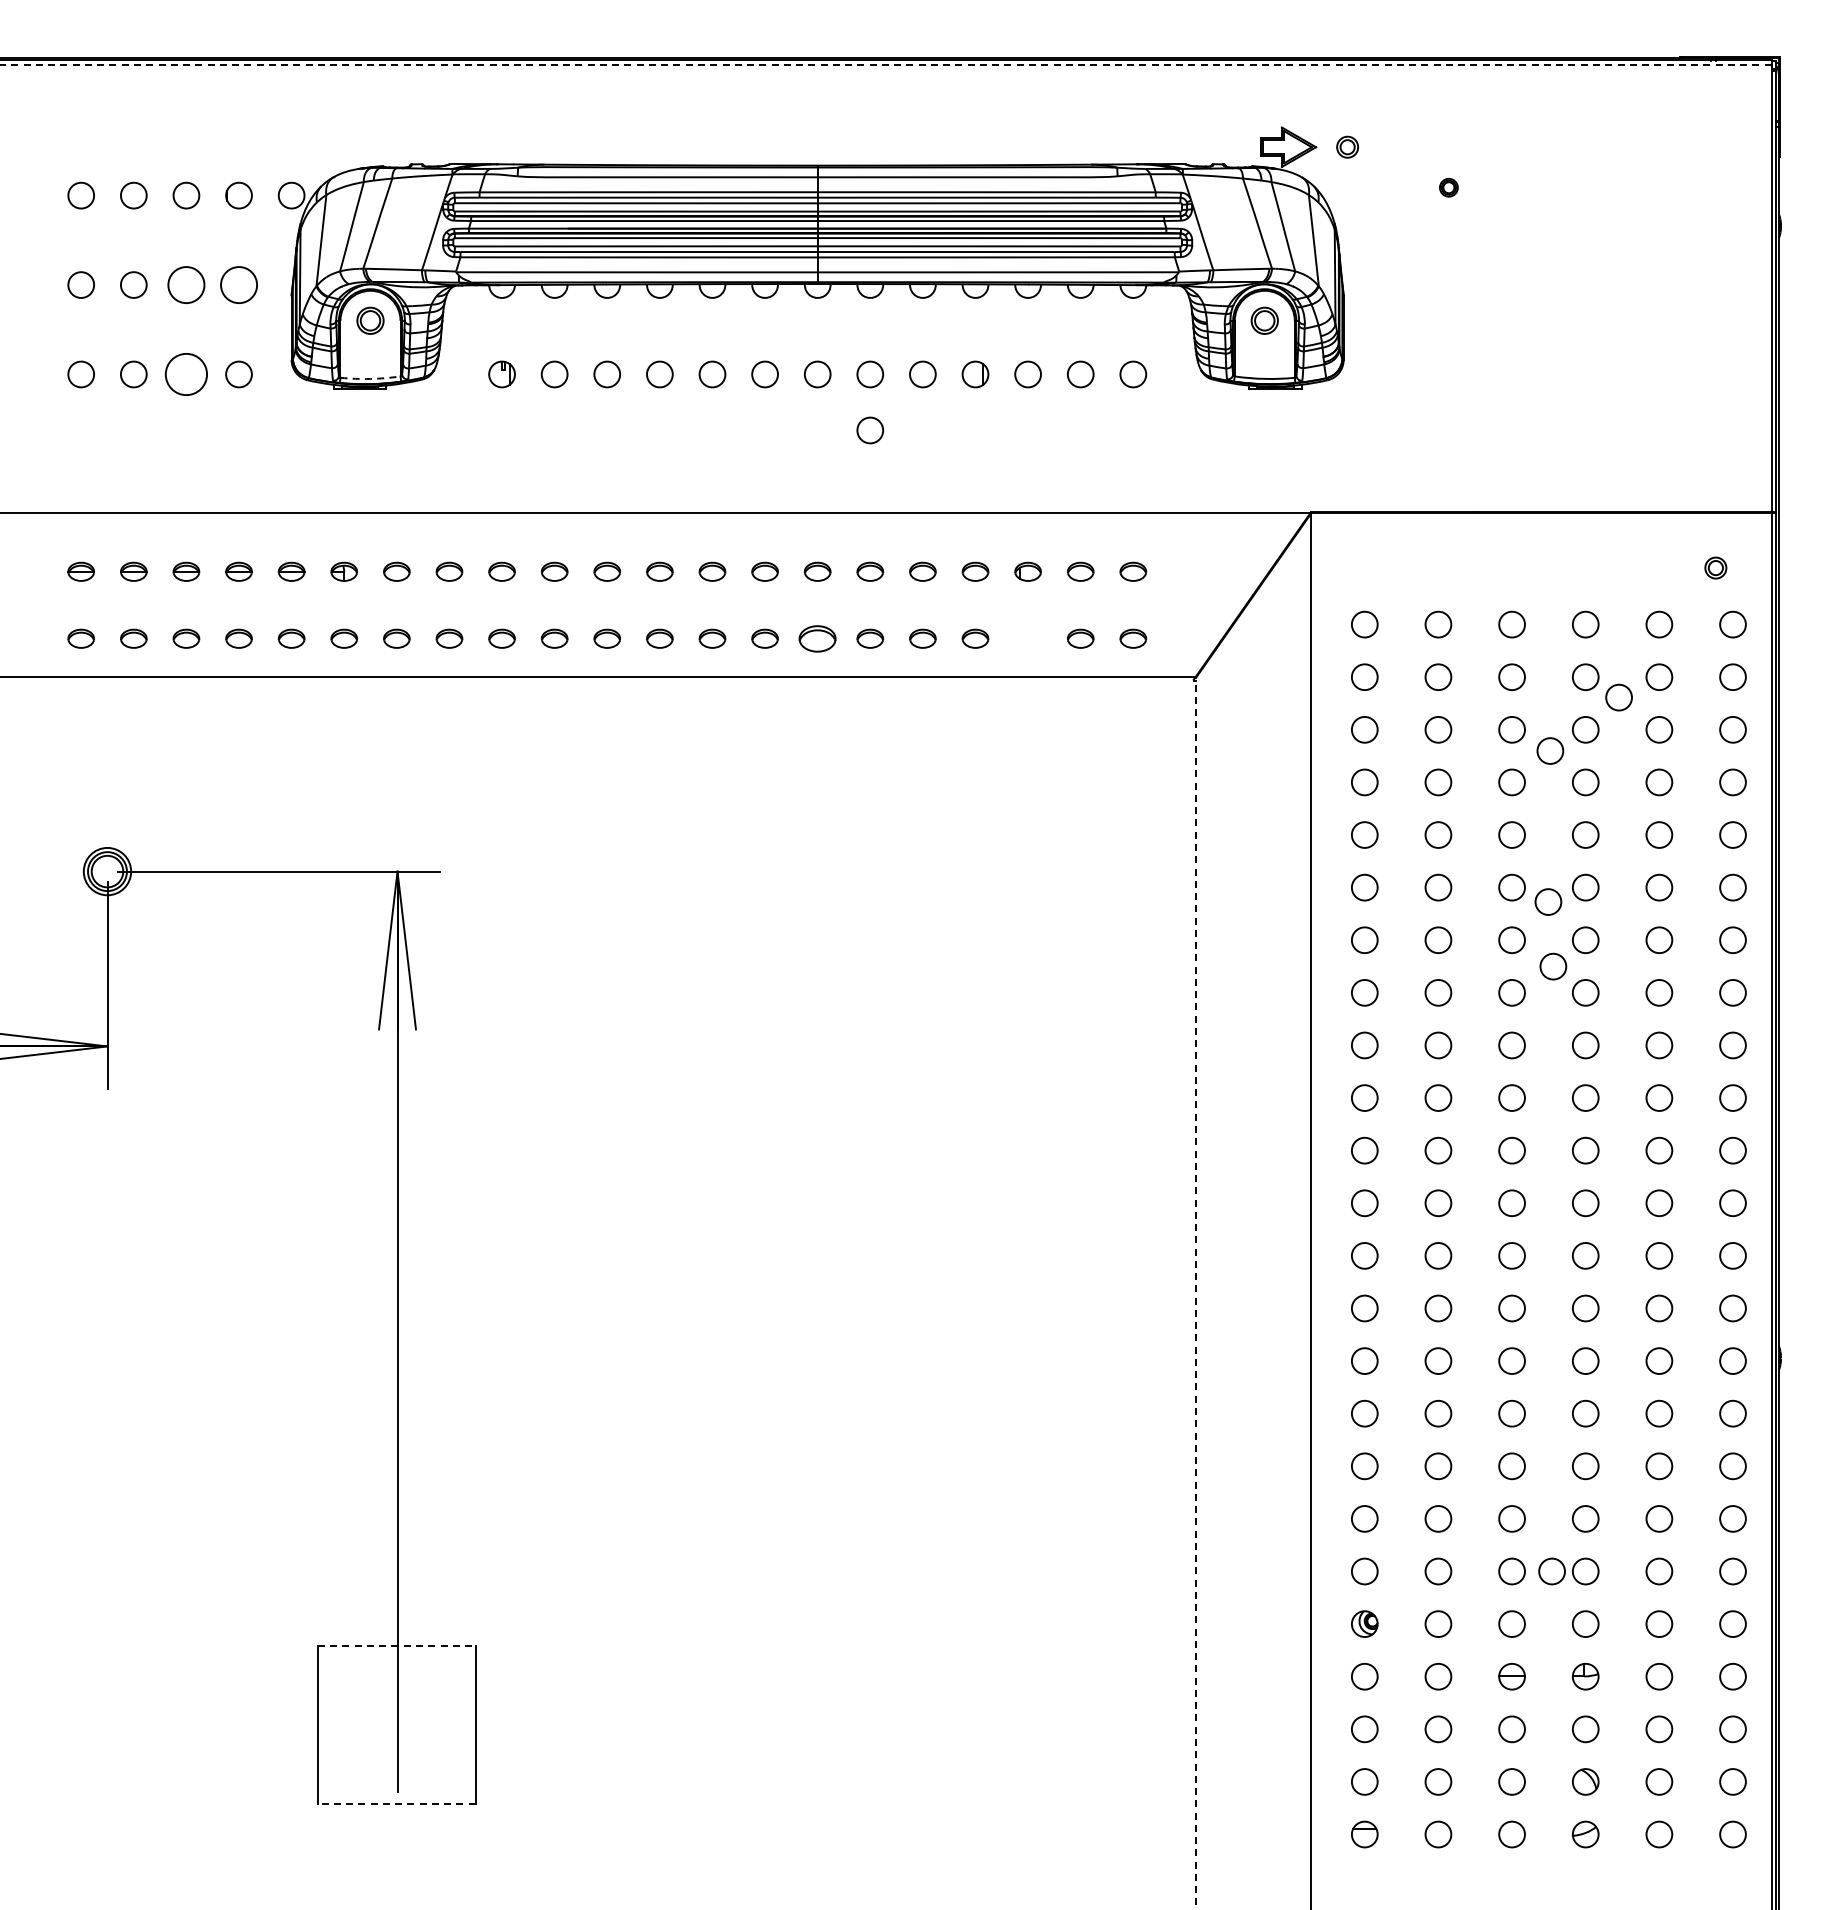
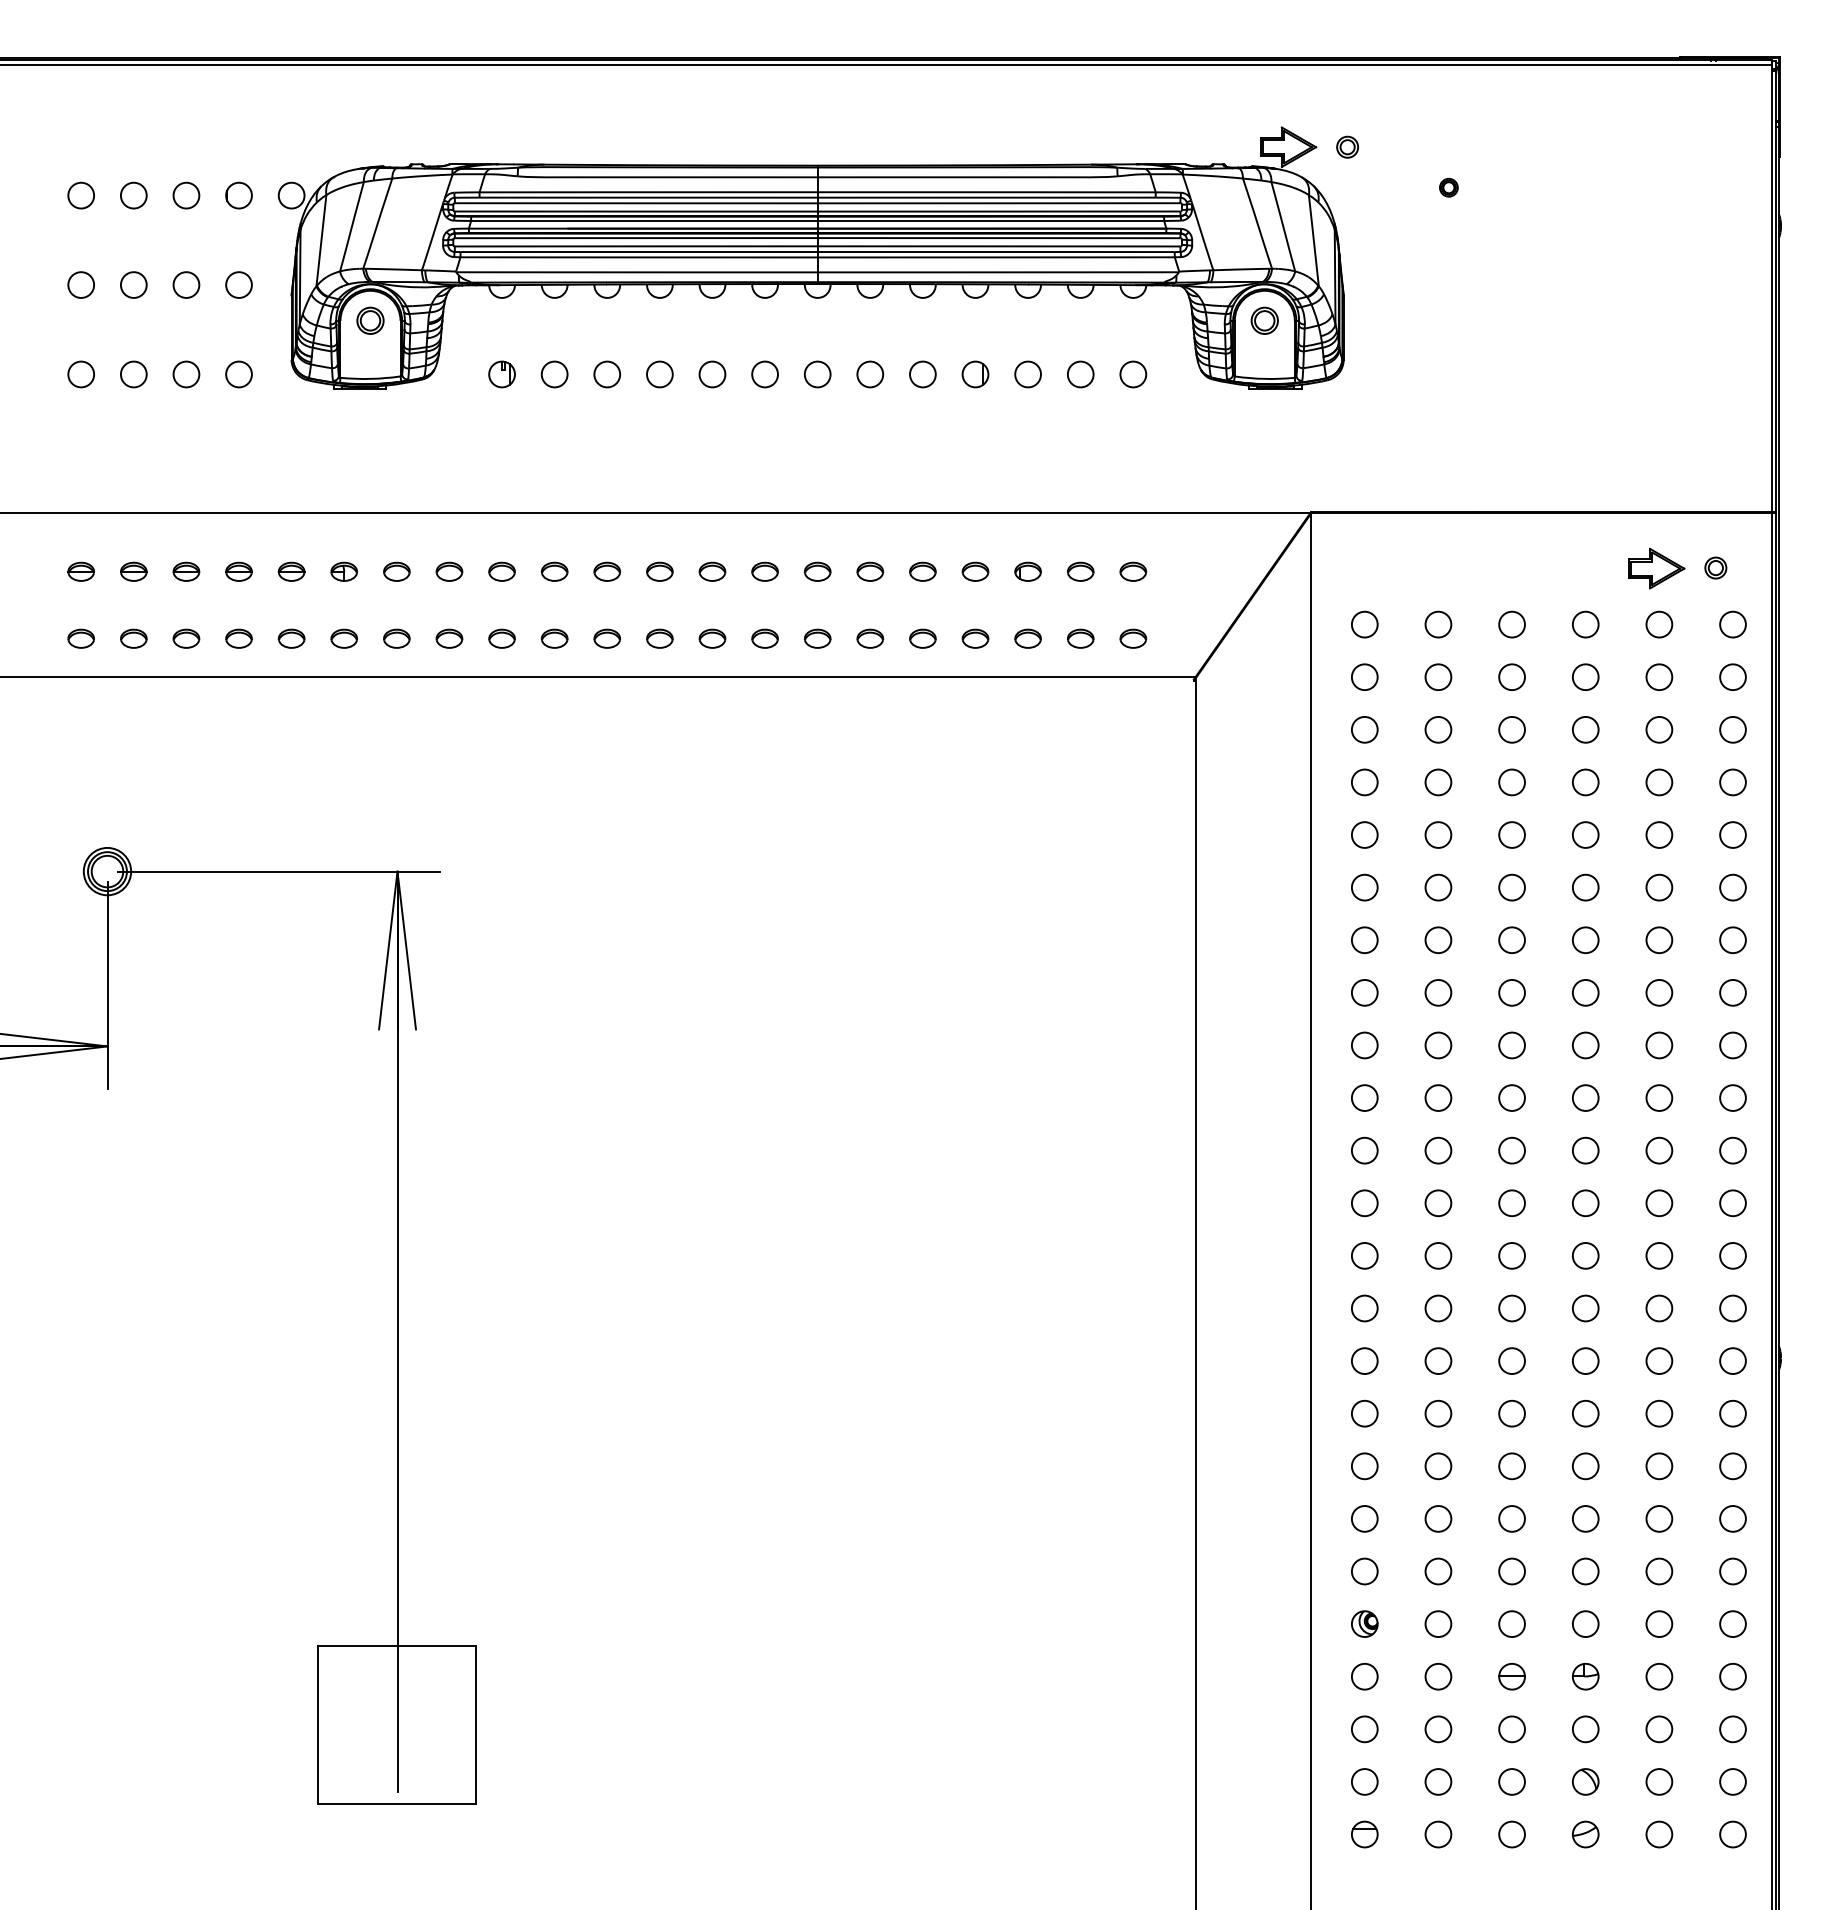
line: dashed -> solid (886, 64)
circle size: 39x38 px -> 29x28 px (186, 284)
circle size: 38x38 px -> 28x28 px (238, 284)
circle size: 44x43 px -> 29x29 px (186, 374)
arc: dashed -> solid (370, 378)
circle: present -> none (870, 430)
part: none -> present (1656, 568)
part size: 39x28 px -> 28x21 px (817, 638)
part: none -> present (1027, 638)
circle: present -> none (1618, 697)
circle: present -> none (1550, 750)
circle: present -> none (1548, 901)
circle: present -> none (1553, 966)
line: dashed -> solid (1196, 1293)
circle: present -> none (1551, 1571)
line: dashed -> solid (396, 1646)
line: dashed -> solid (396, 1804)
